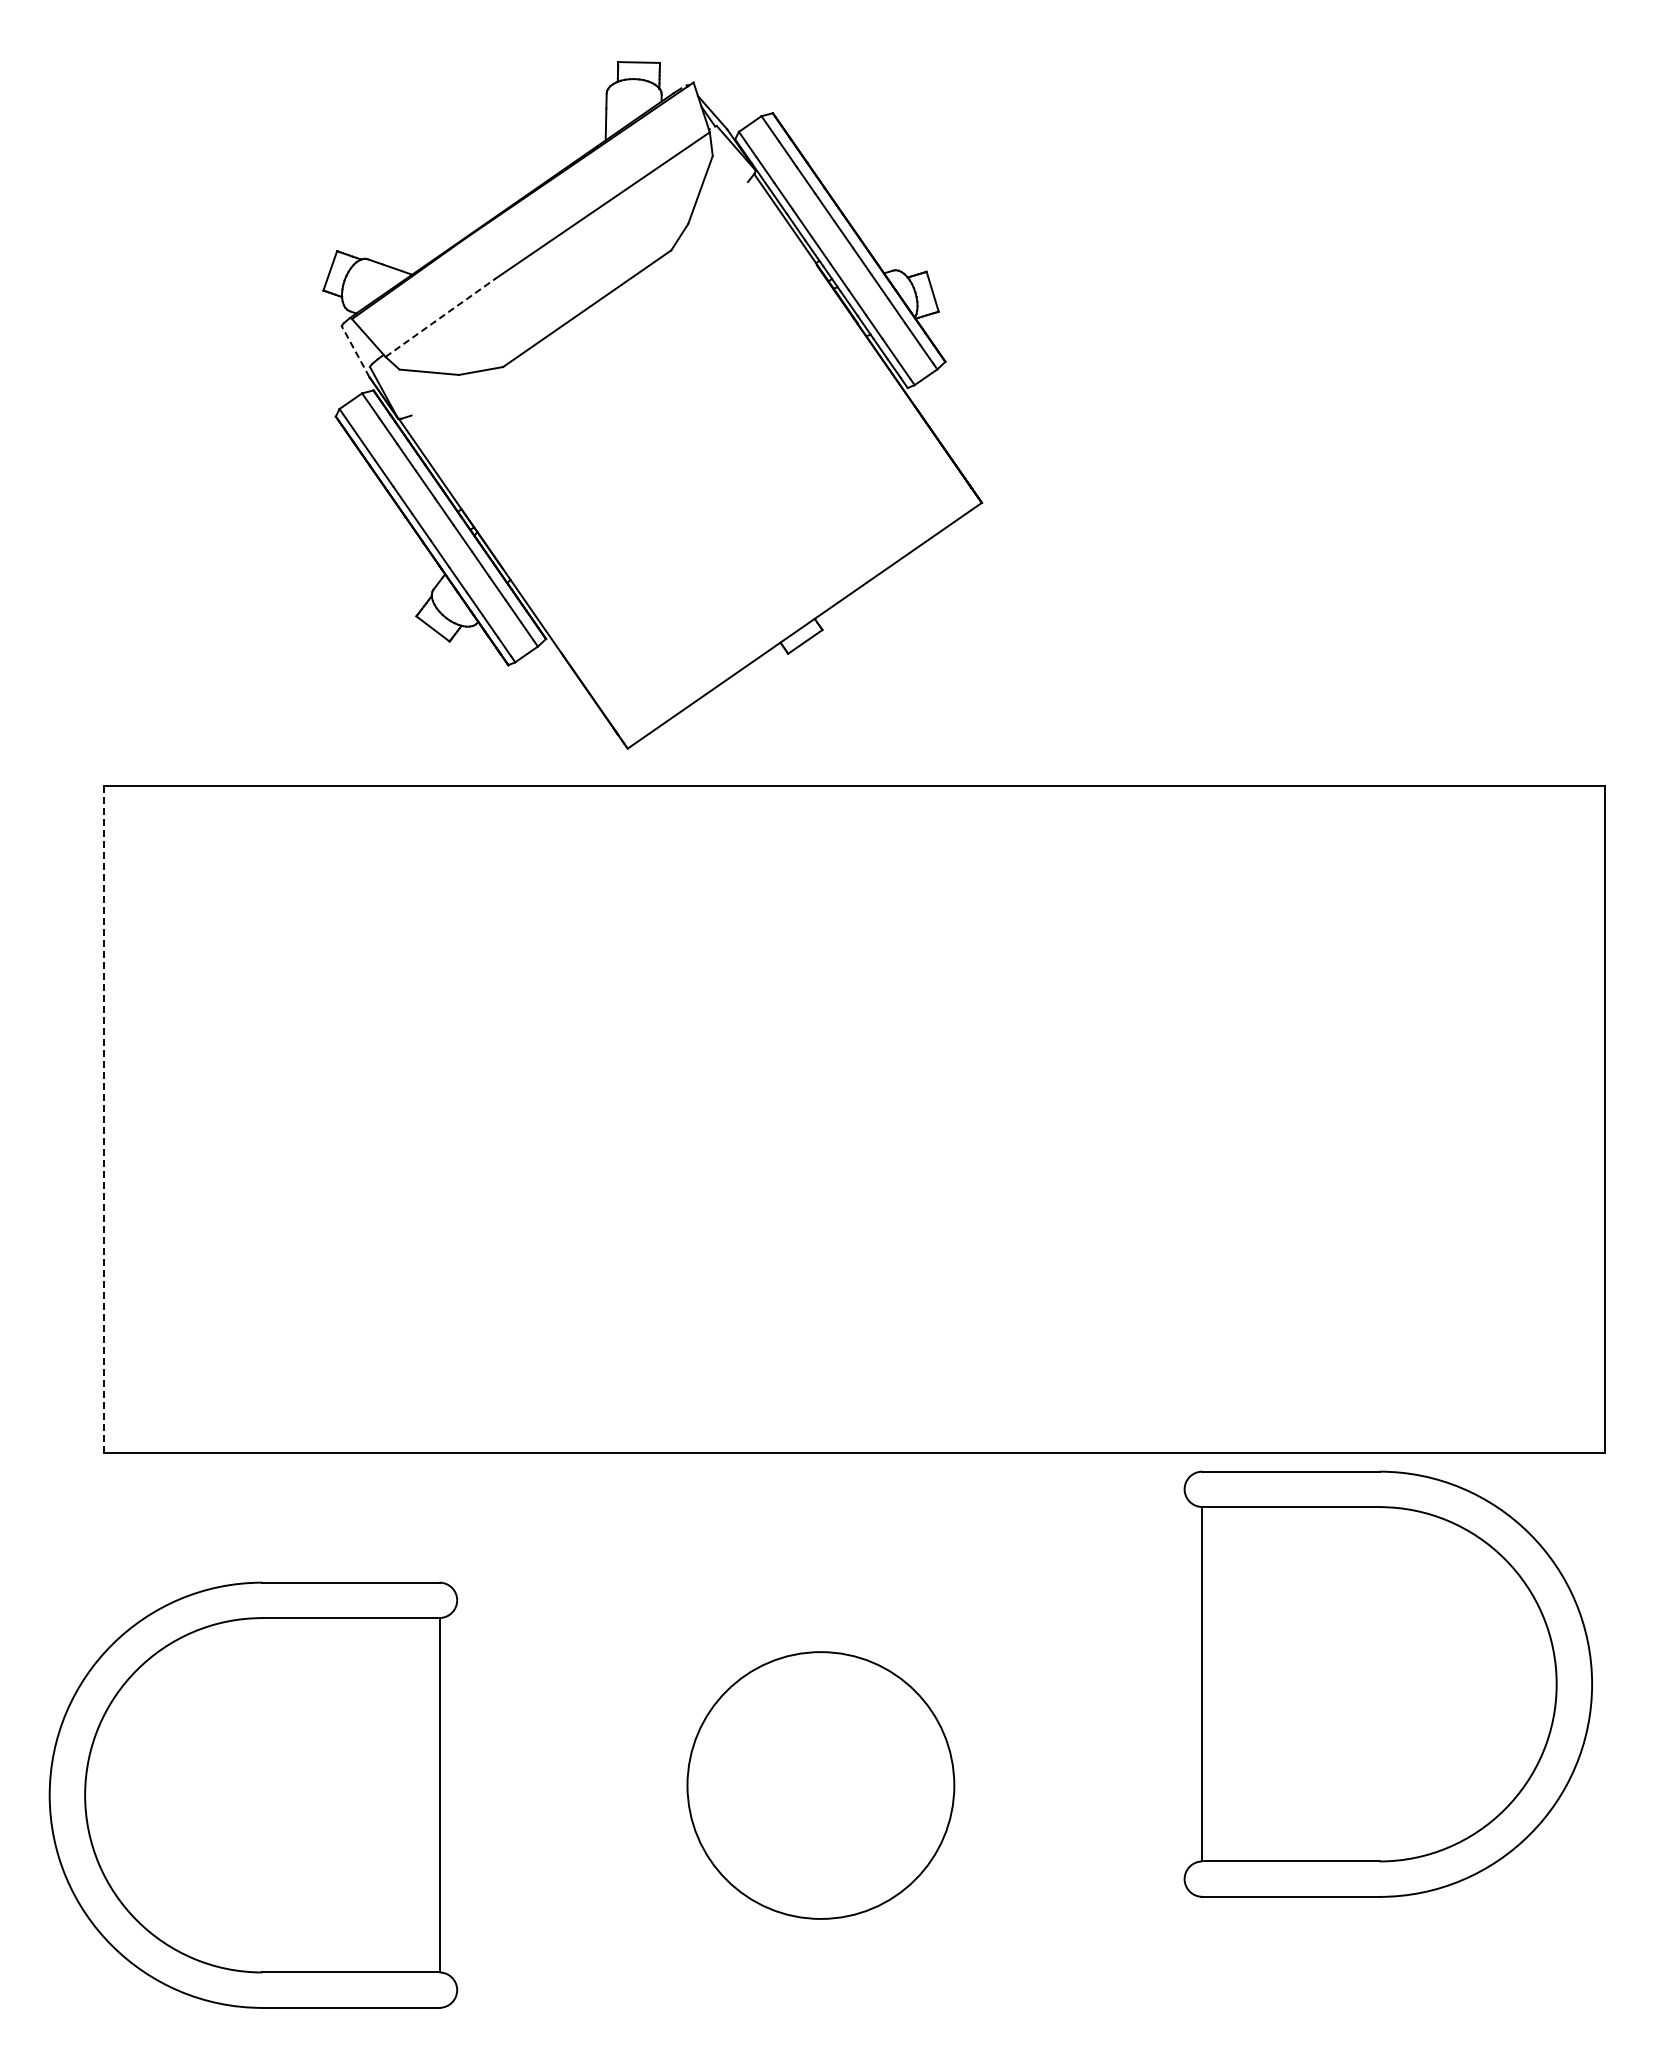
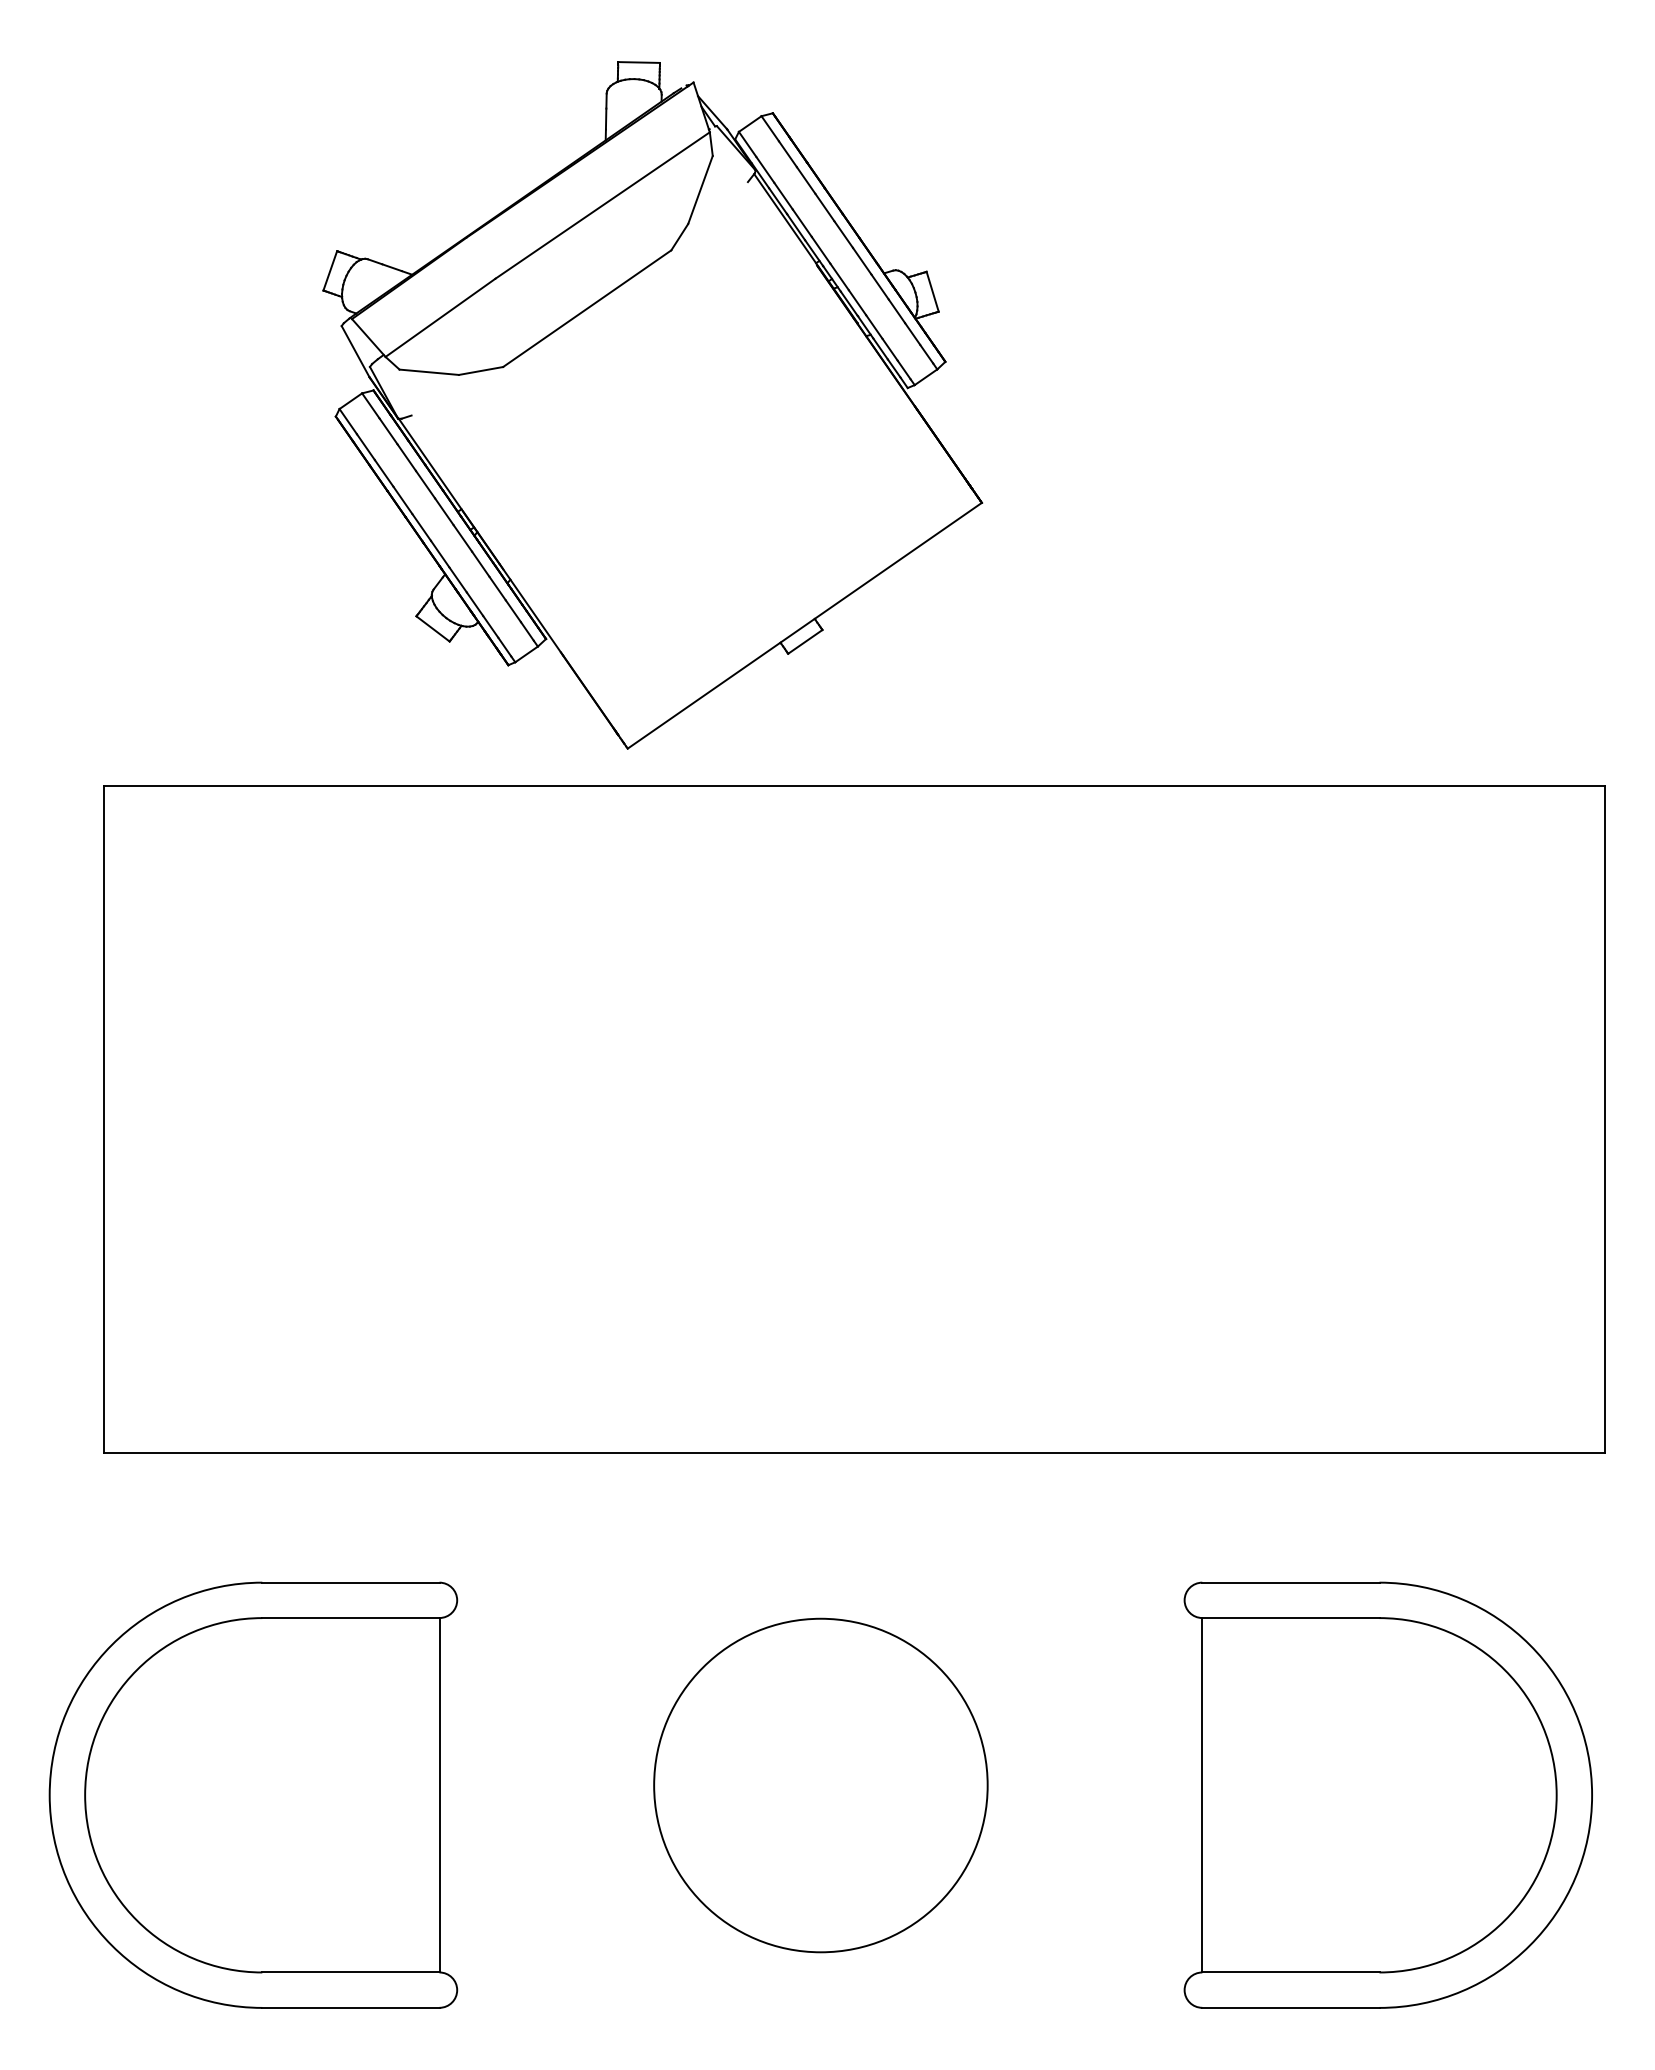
line: dashed -> solid (440, 317)
line: dashed -> solid (355, 351)
line: dashed -> solid (104, 1119)
part position: (1387, 1683) -> (1387, 1794) (1387, 1794)
circle diameter: 267 px -> 334 px (820, 1785)
